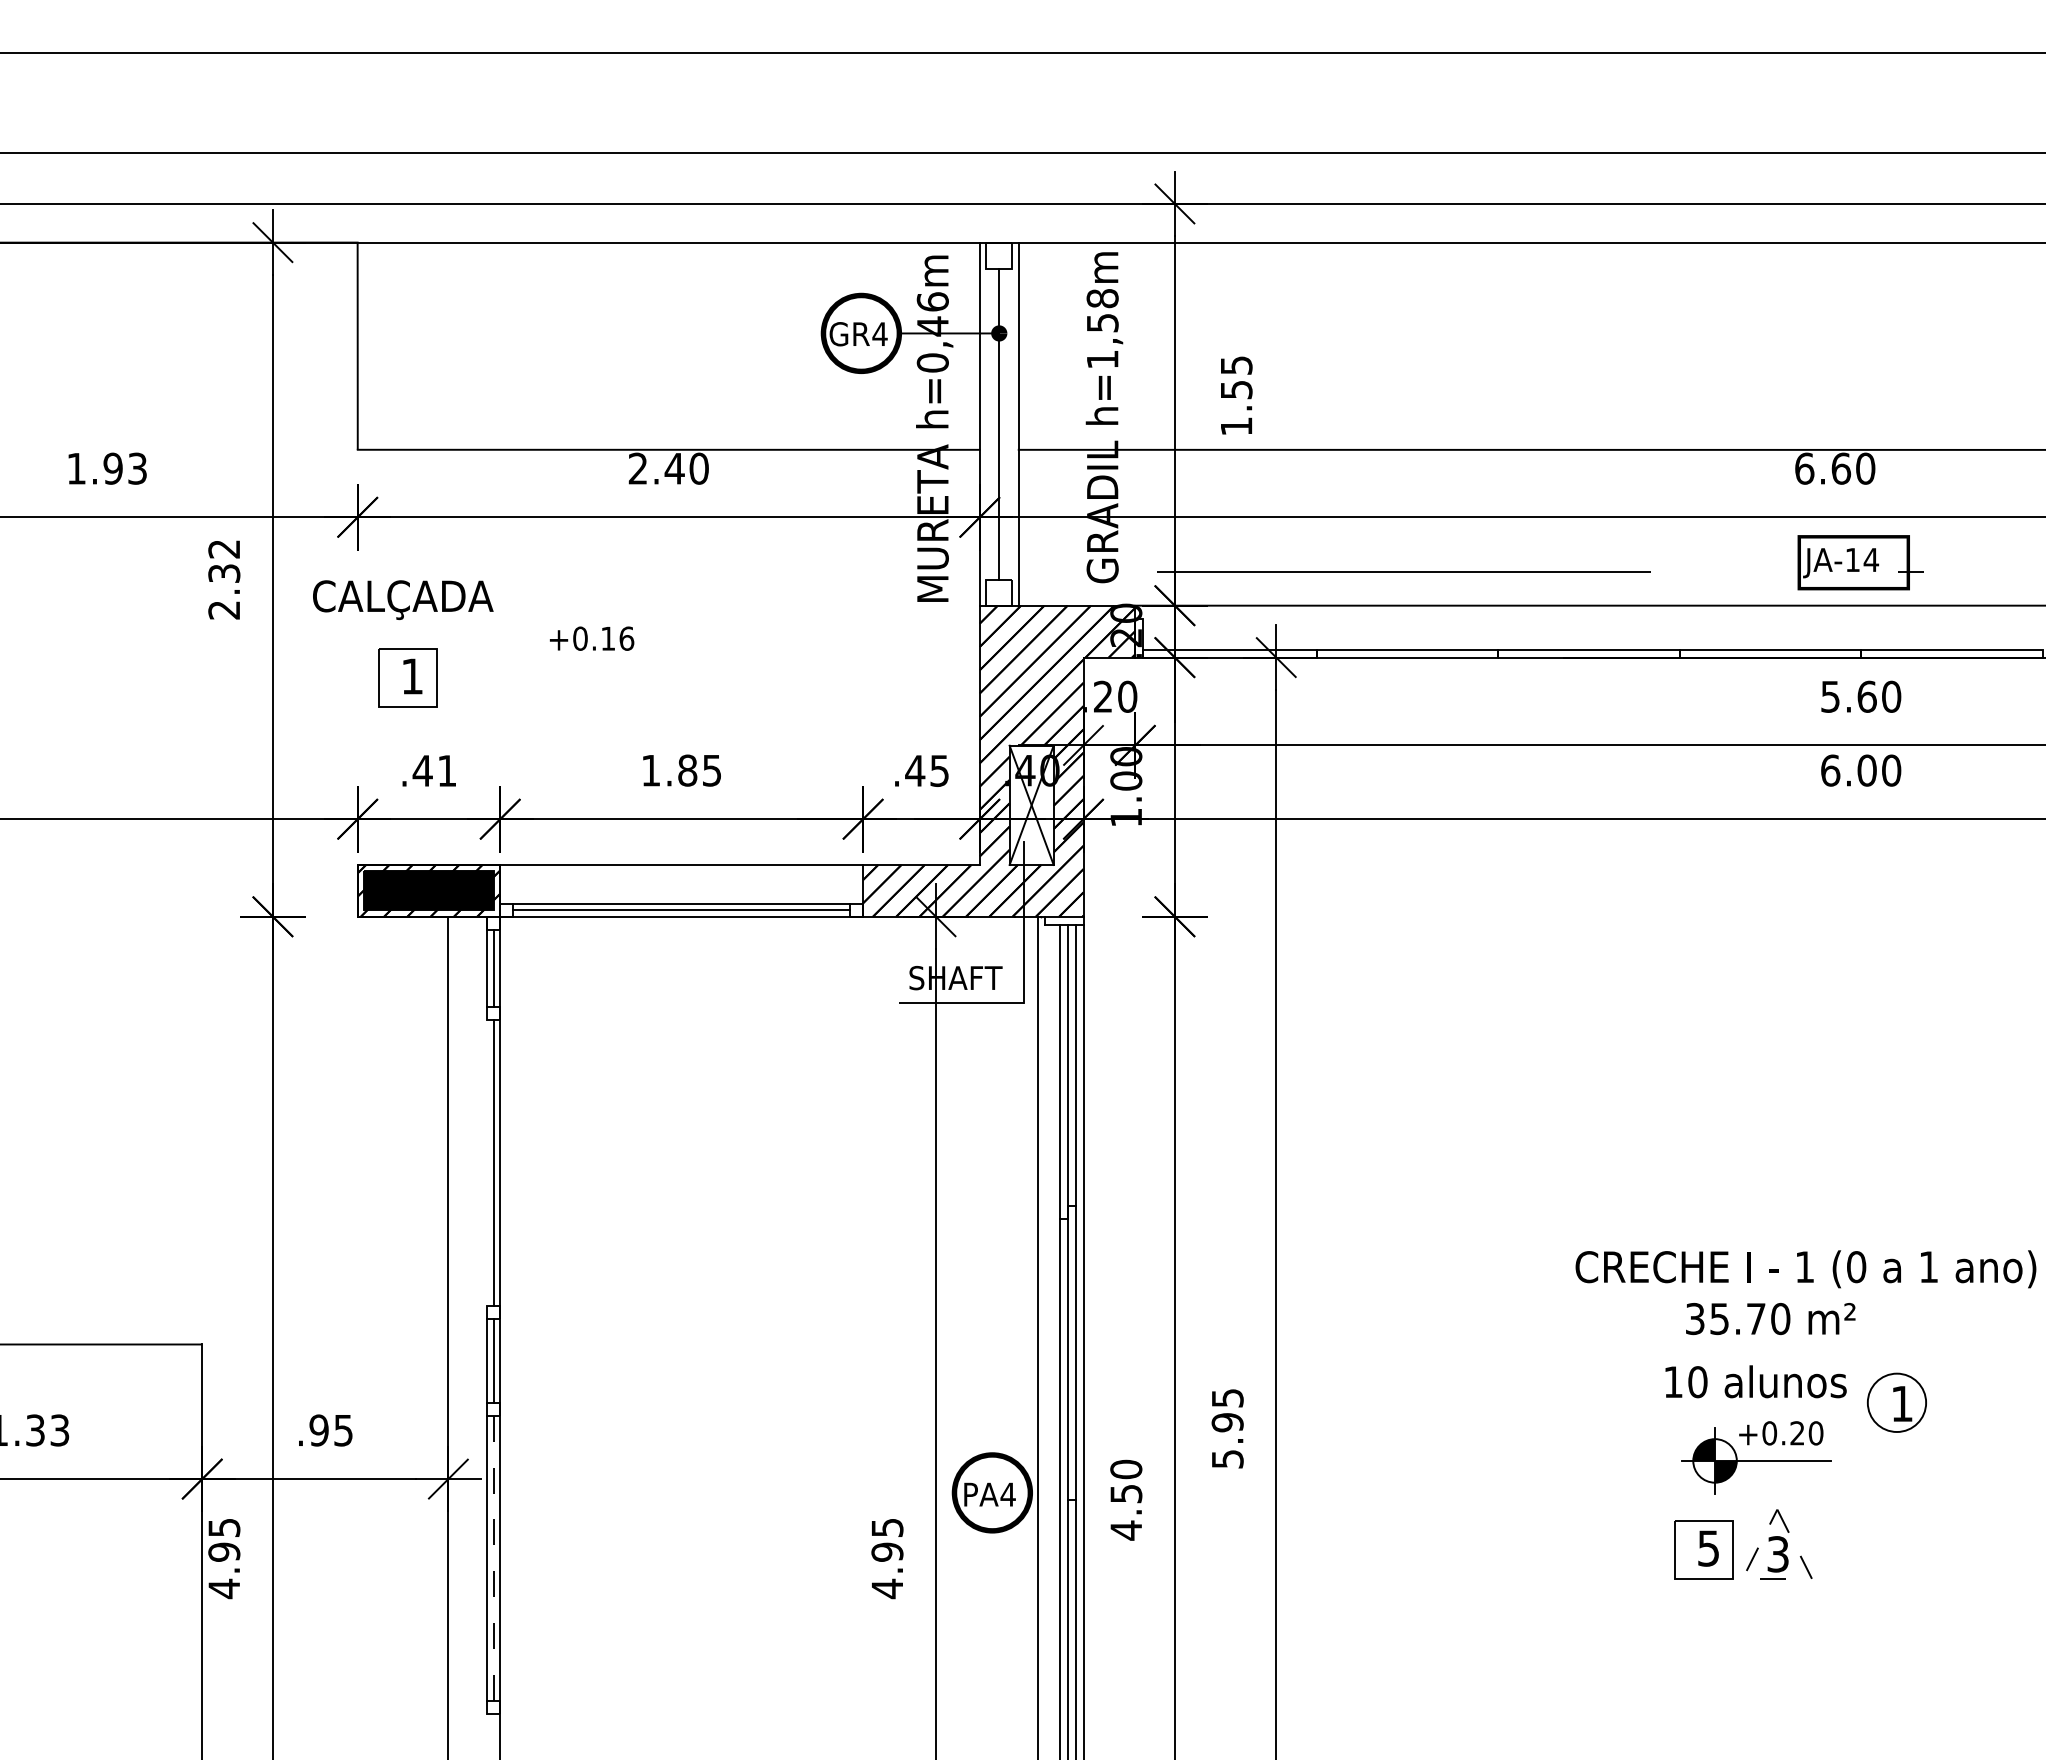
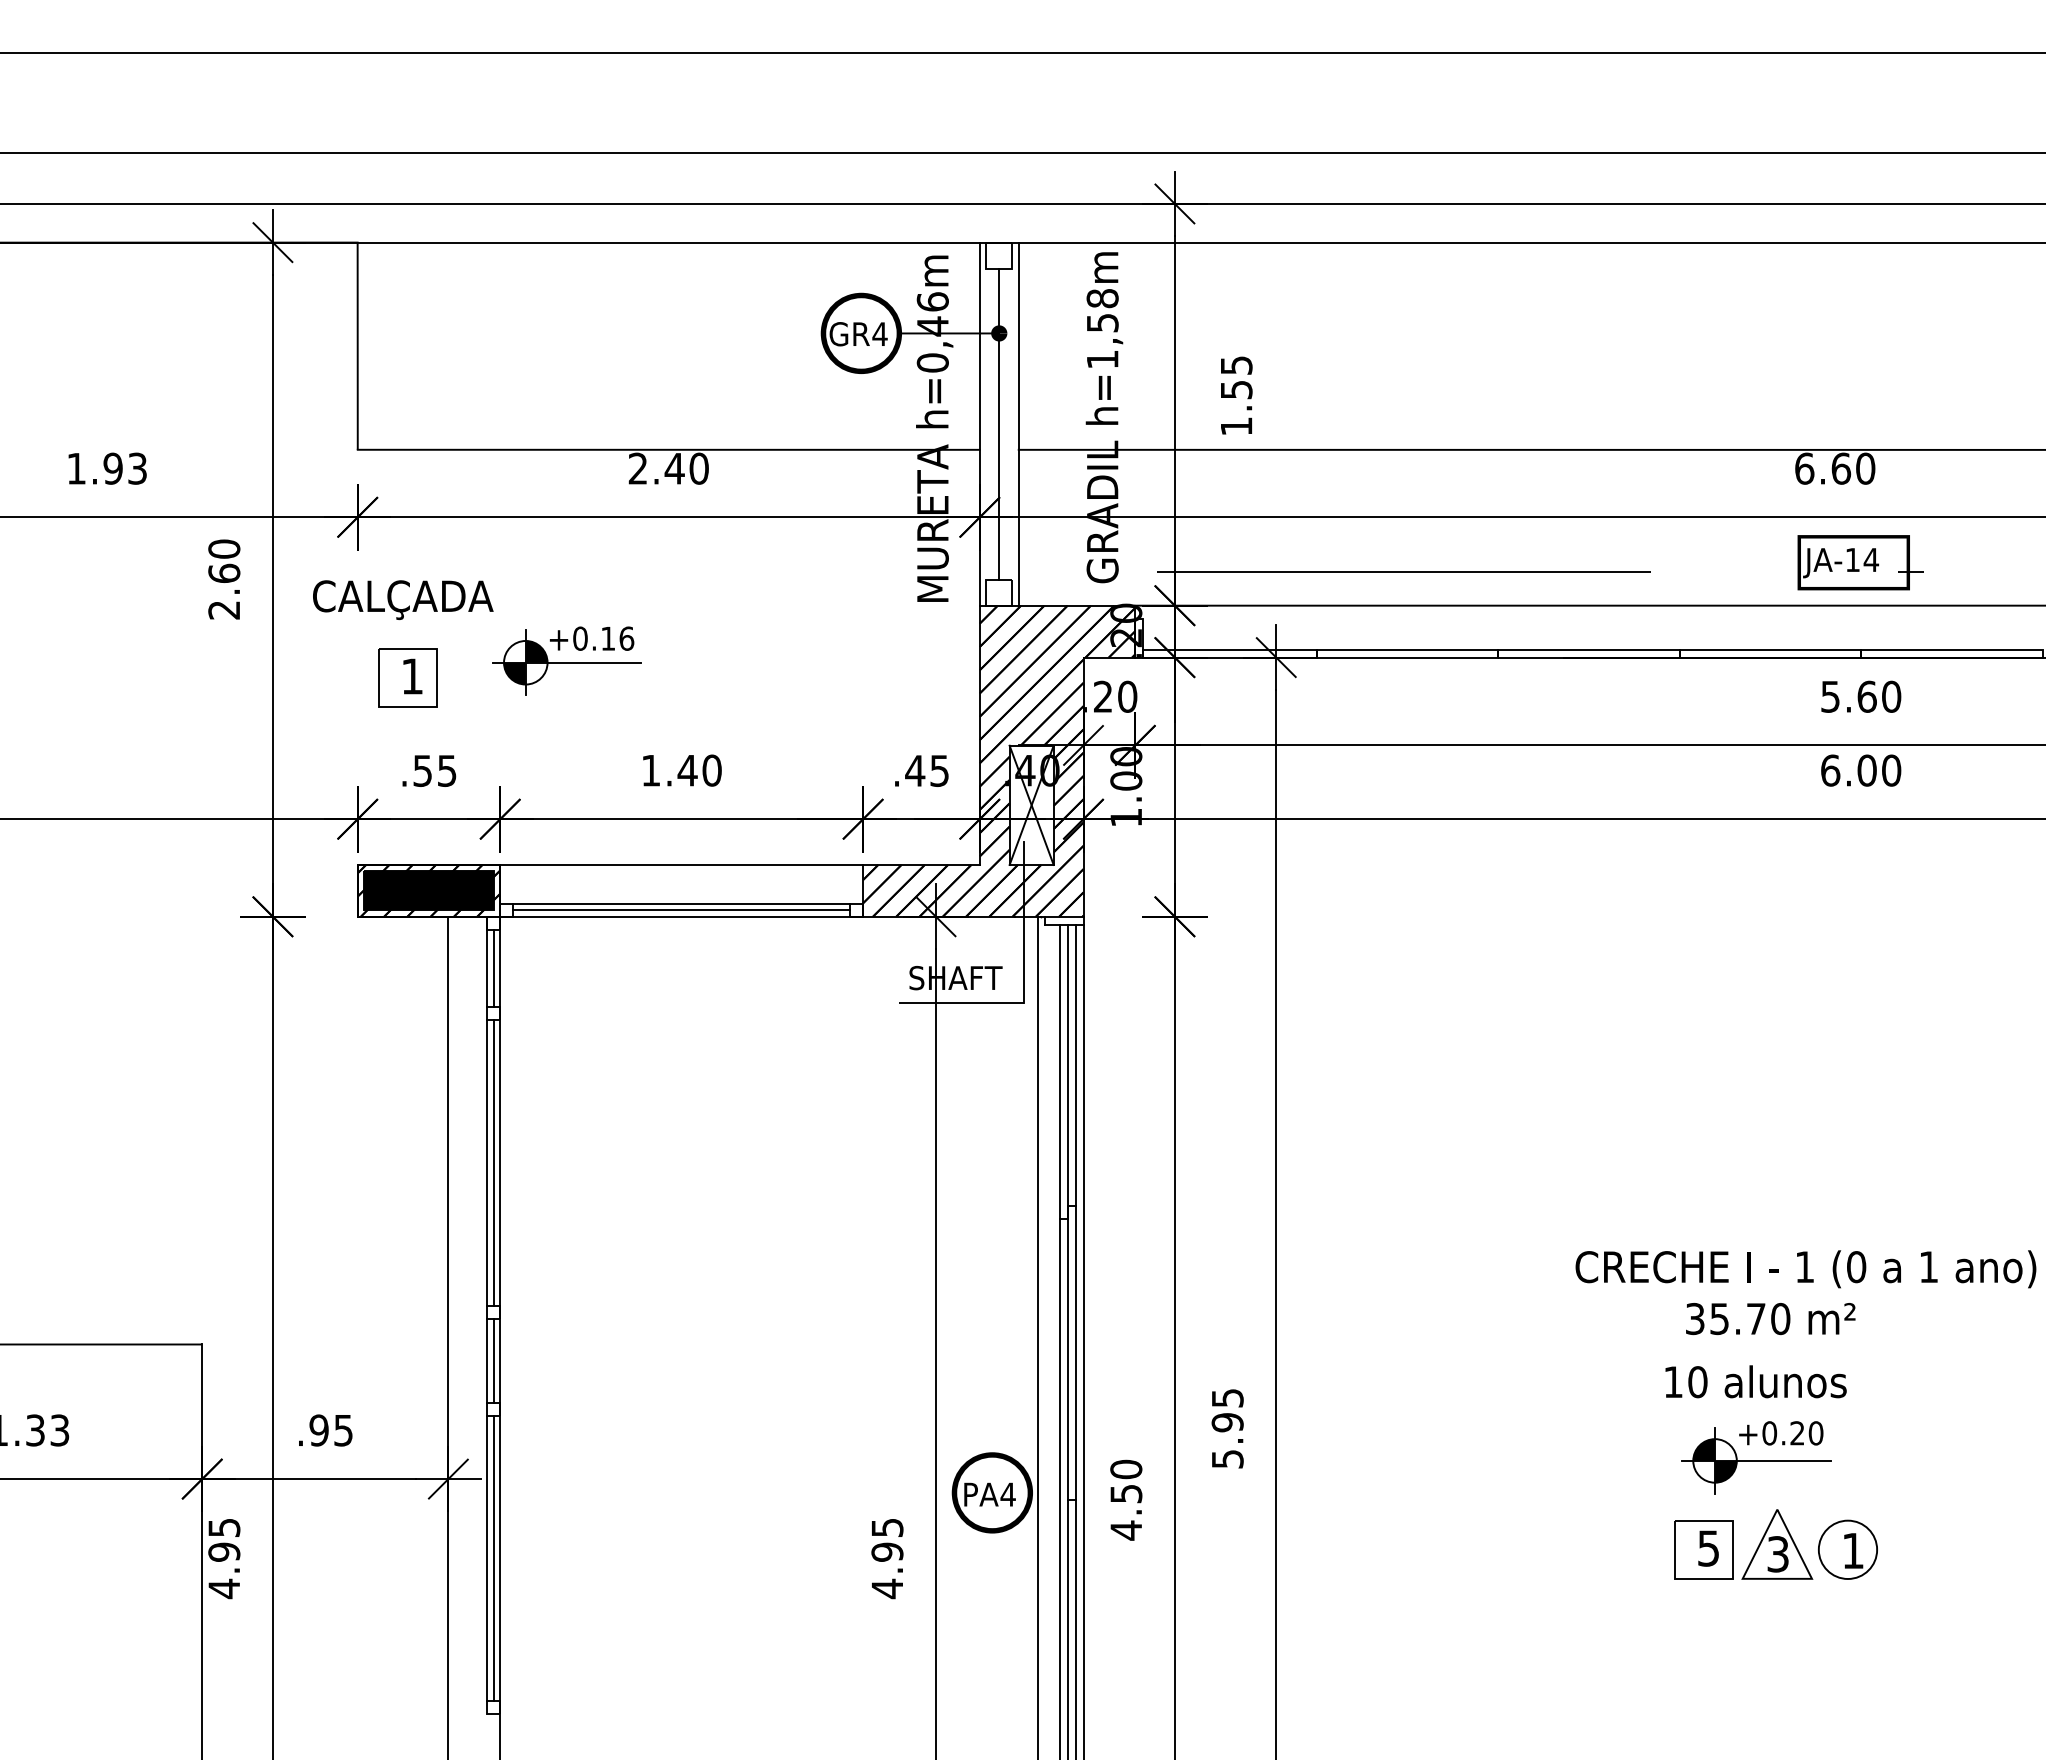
text: 2.32 -> 2.60 (224, 560)
part: none -> present (566, 662)
text: .41 -> .55 (434, 770)
text: 1.85 -> 1.40 (699, 770)
line: none -> present (487, 1162)
part position: (1896, 1402) -> (1847, 1549) (1847, 1549)
line: dashed -> solid (493, 1558)
line: dashed -> solid (1777, 1578)
